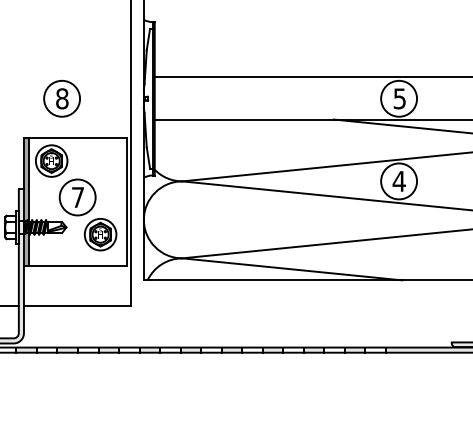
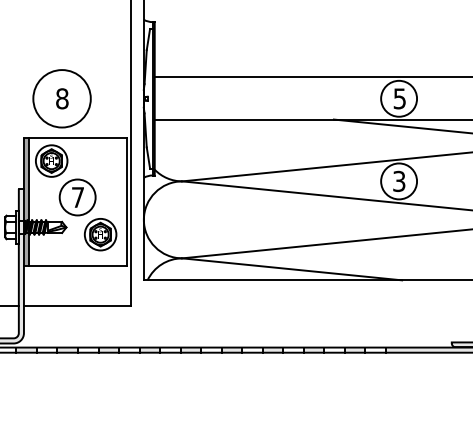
circle diameter: 36 px -> 57 px (61, 98)
text: 4 -> 3 (398, 181)
